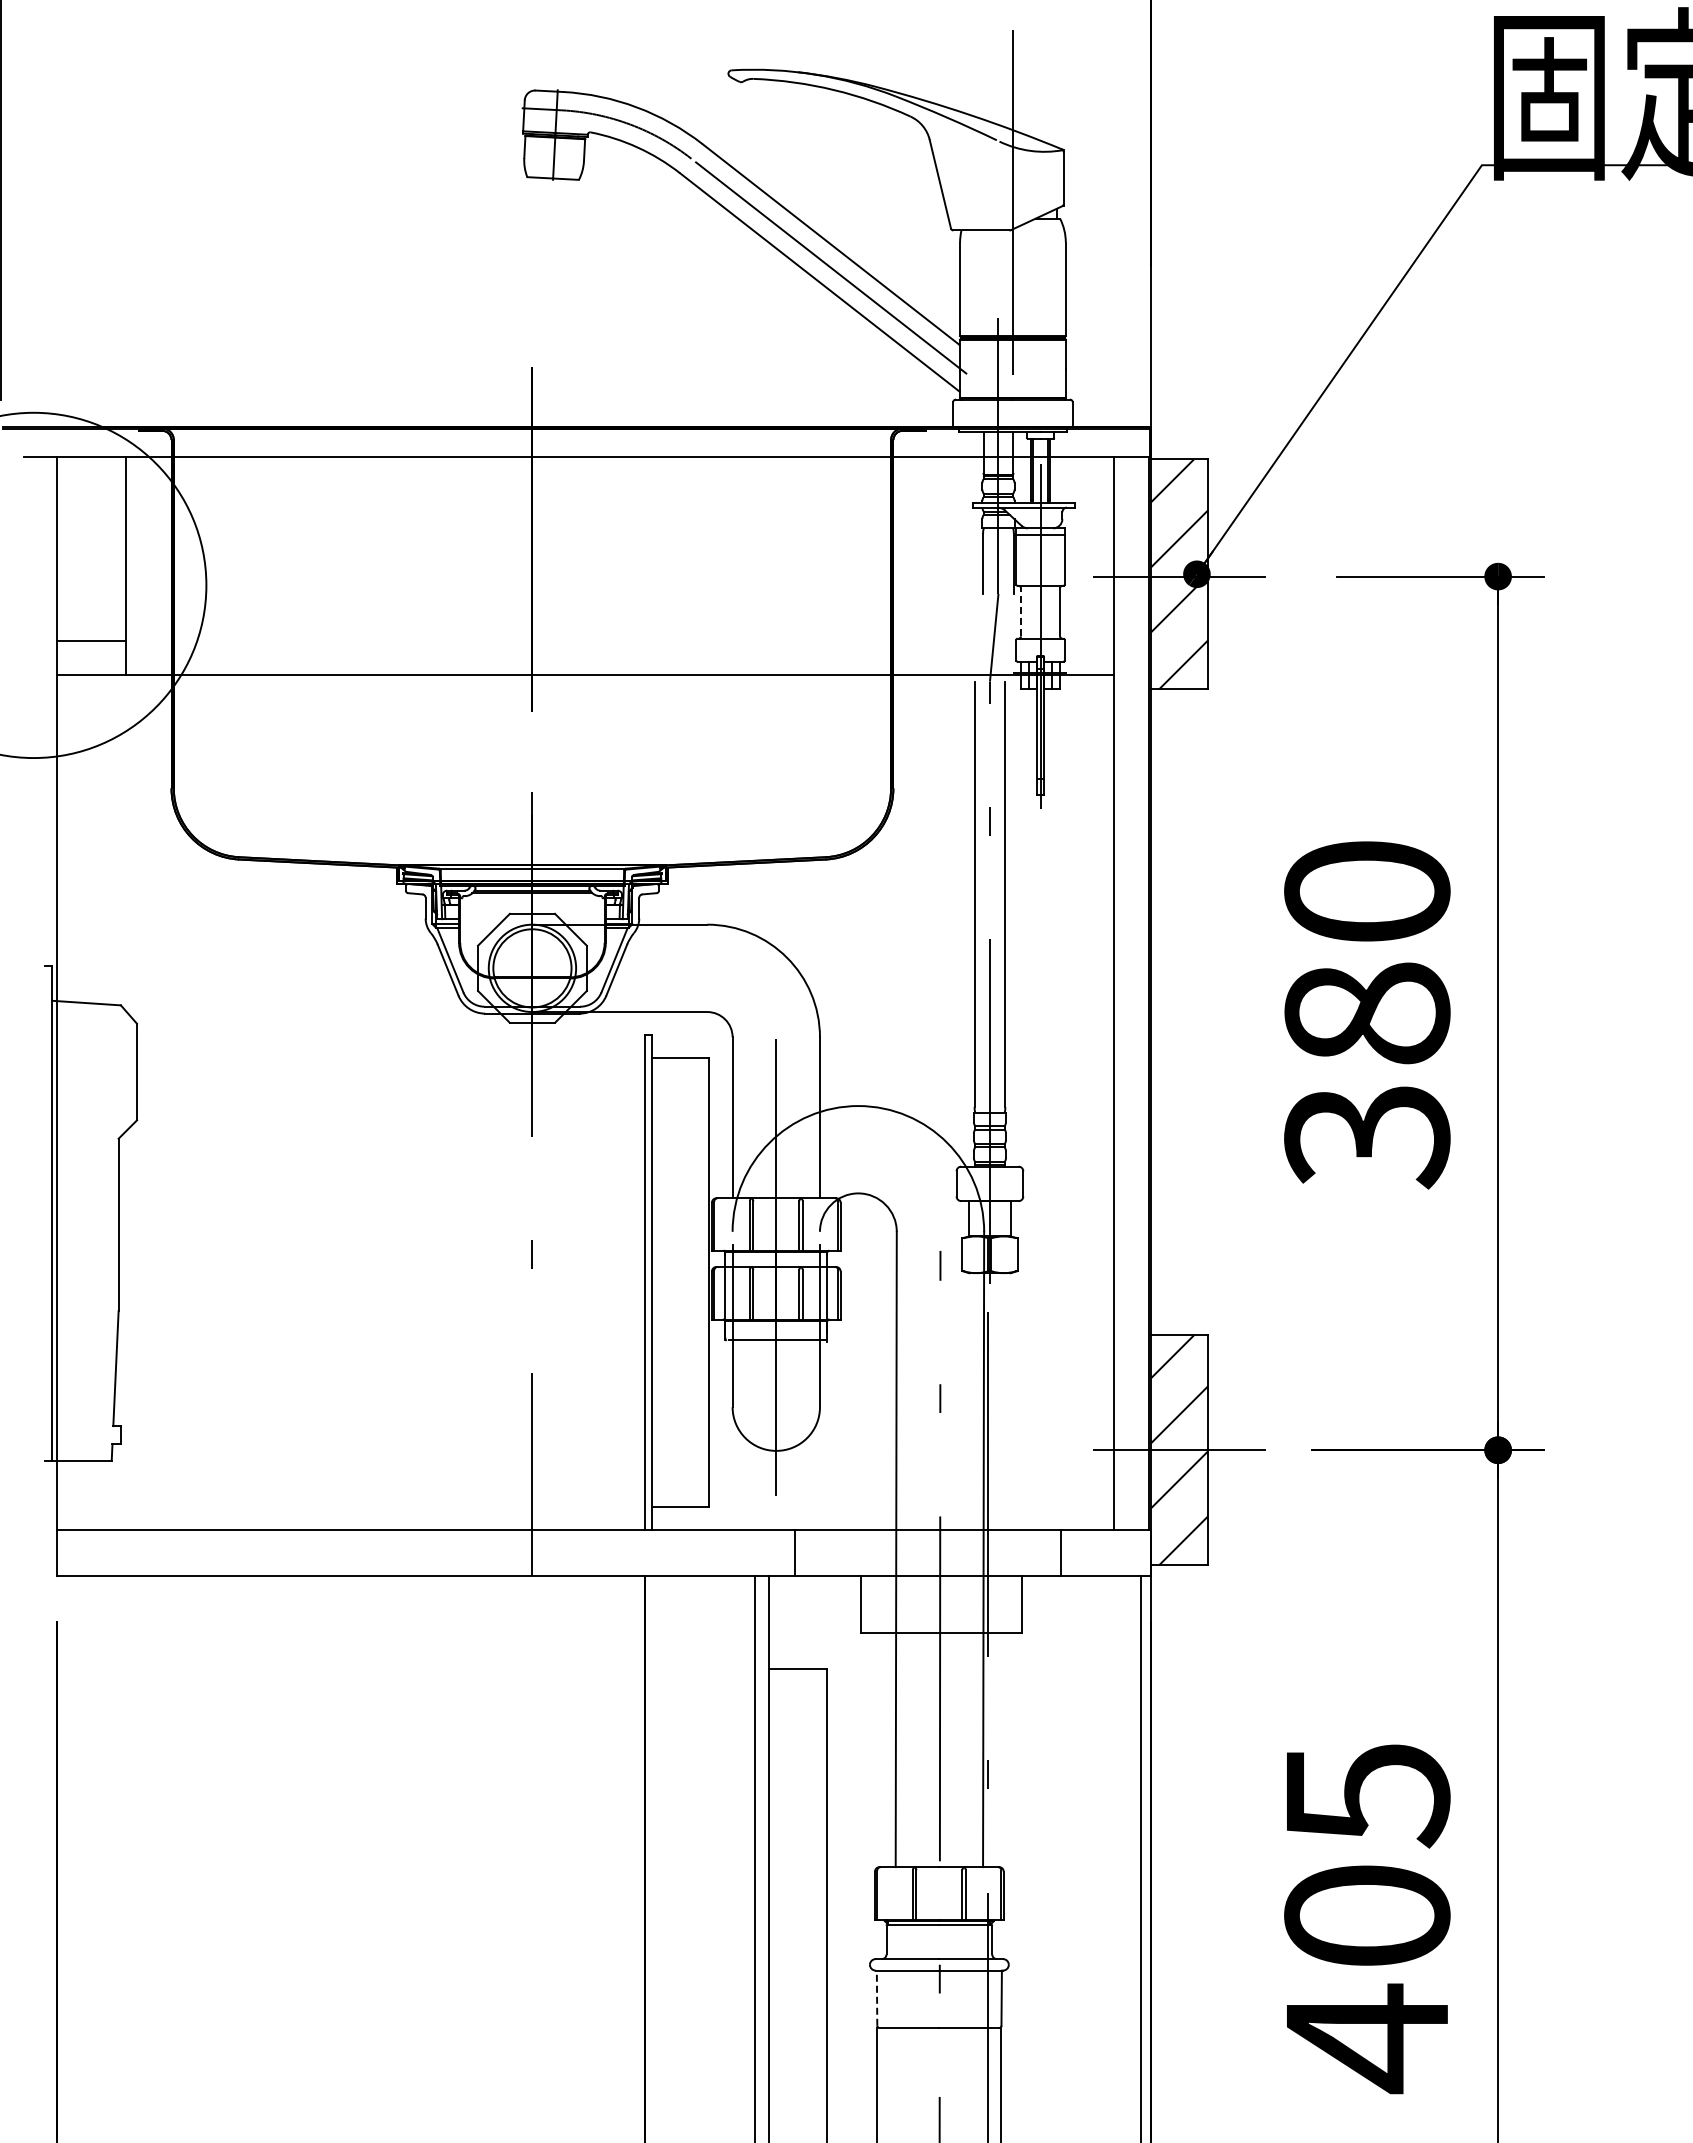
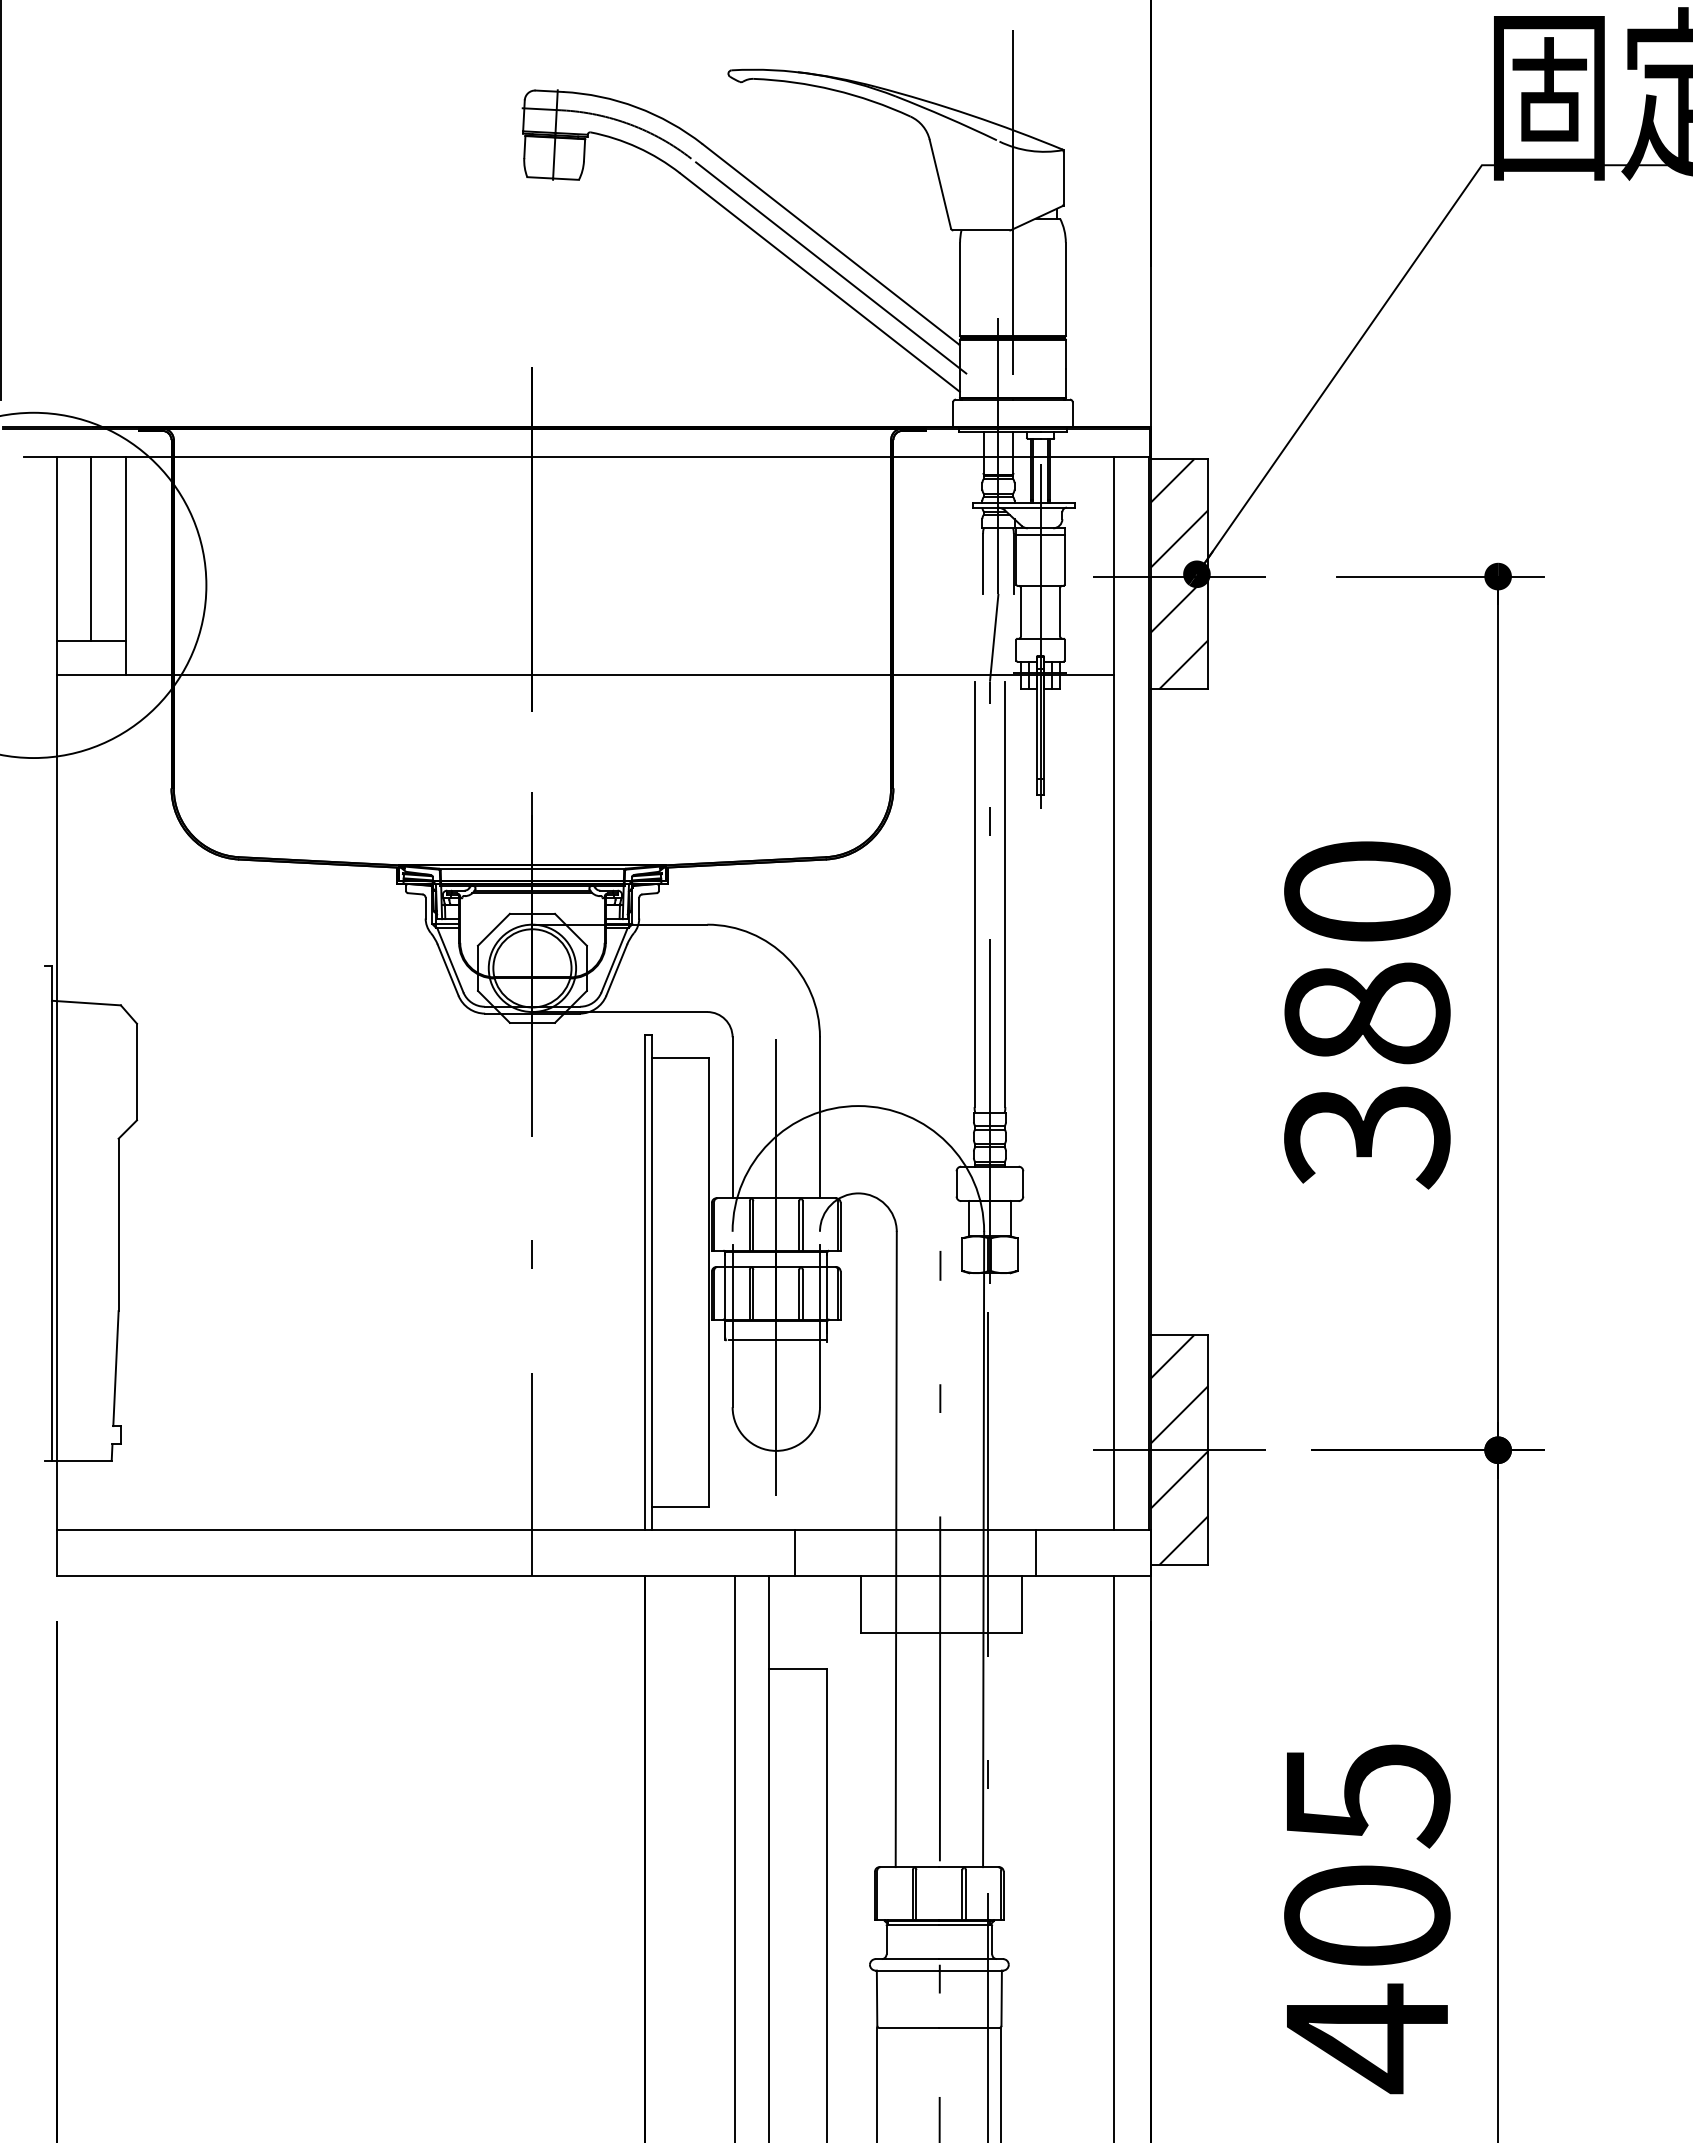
line: none -> present (91, 548)
line: dashed -> solid (1021, 611)
line position: (1060, 1552) -> (1035, 1552) (1035, 1552)
line position: (754, 1857) -> (734, 1857) (734, 1857)
line position: (1141, 1857) -> (1114, 1857) (1114, 1857)
line: dashed -> solid (877, 1998)
